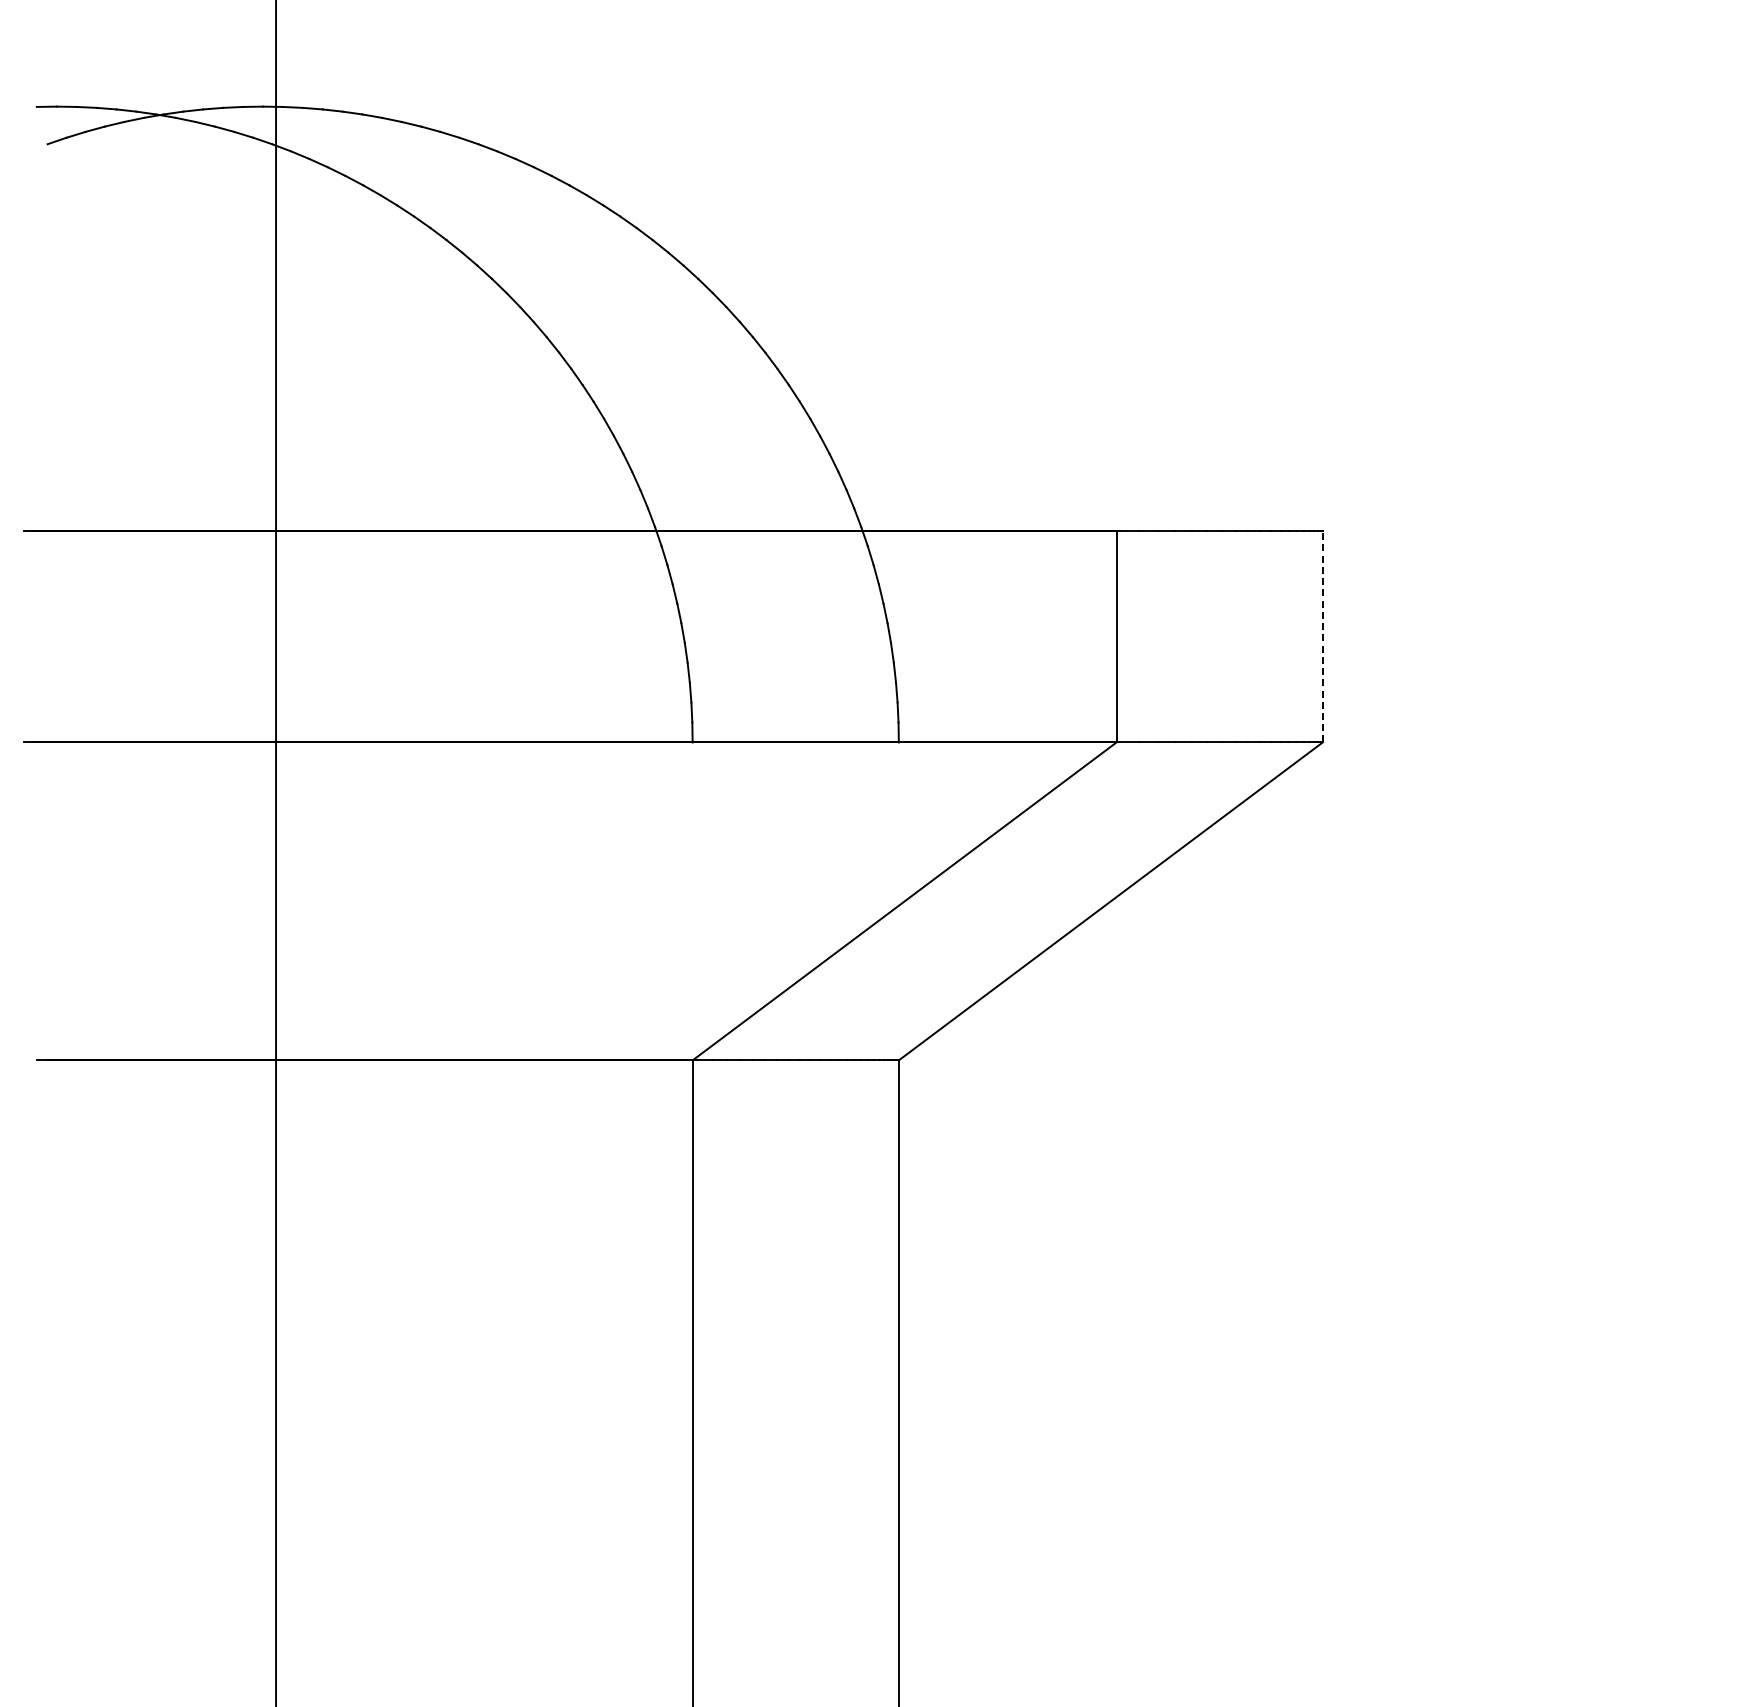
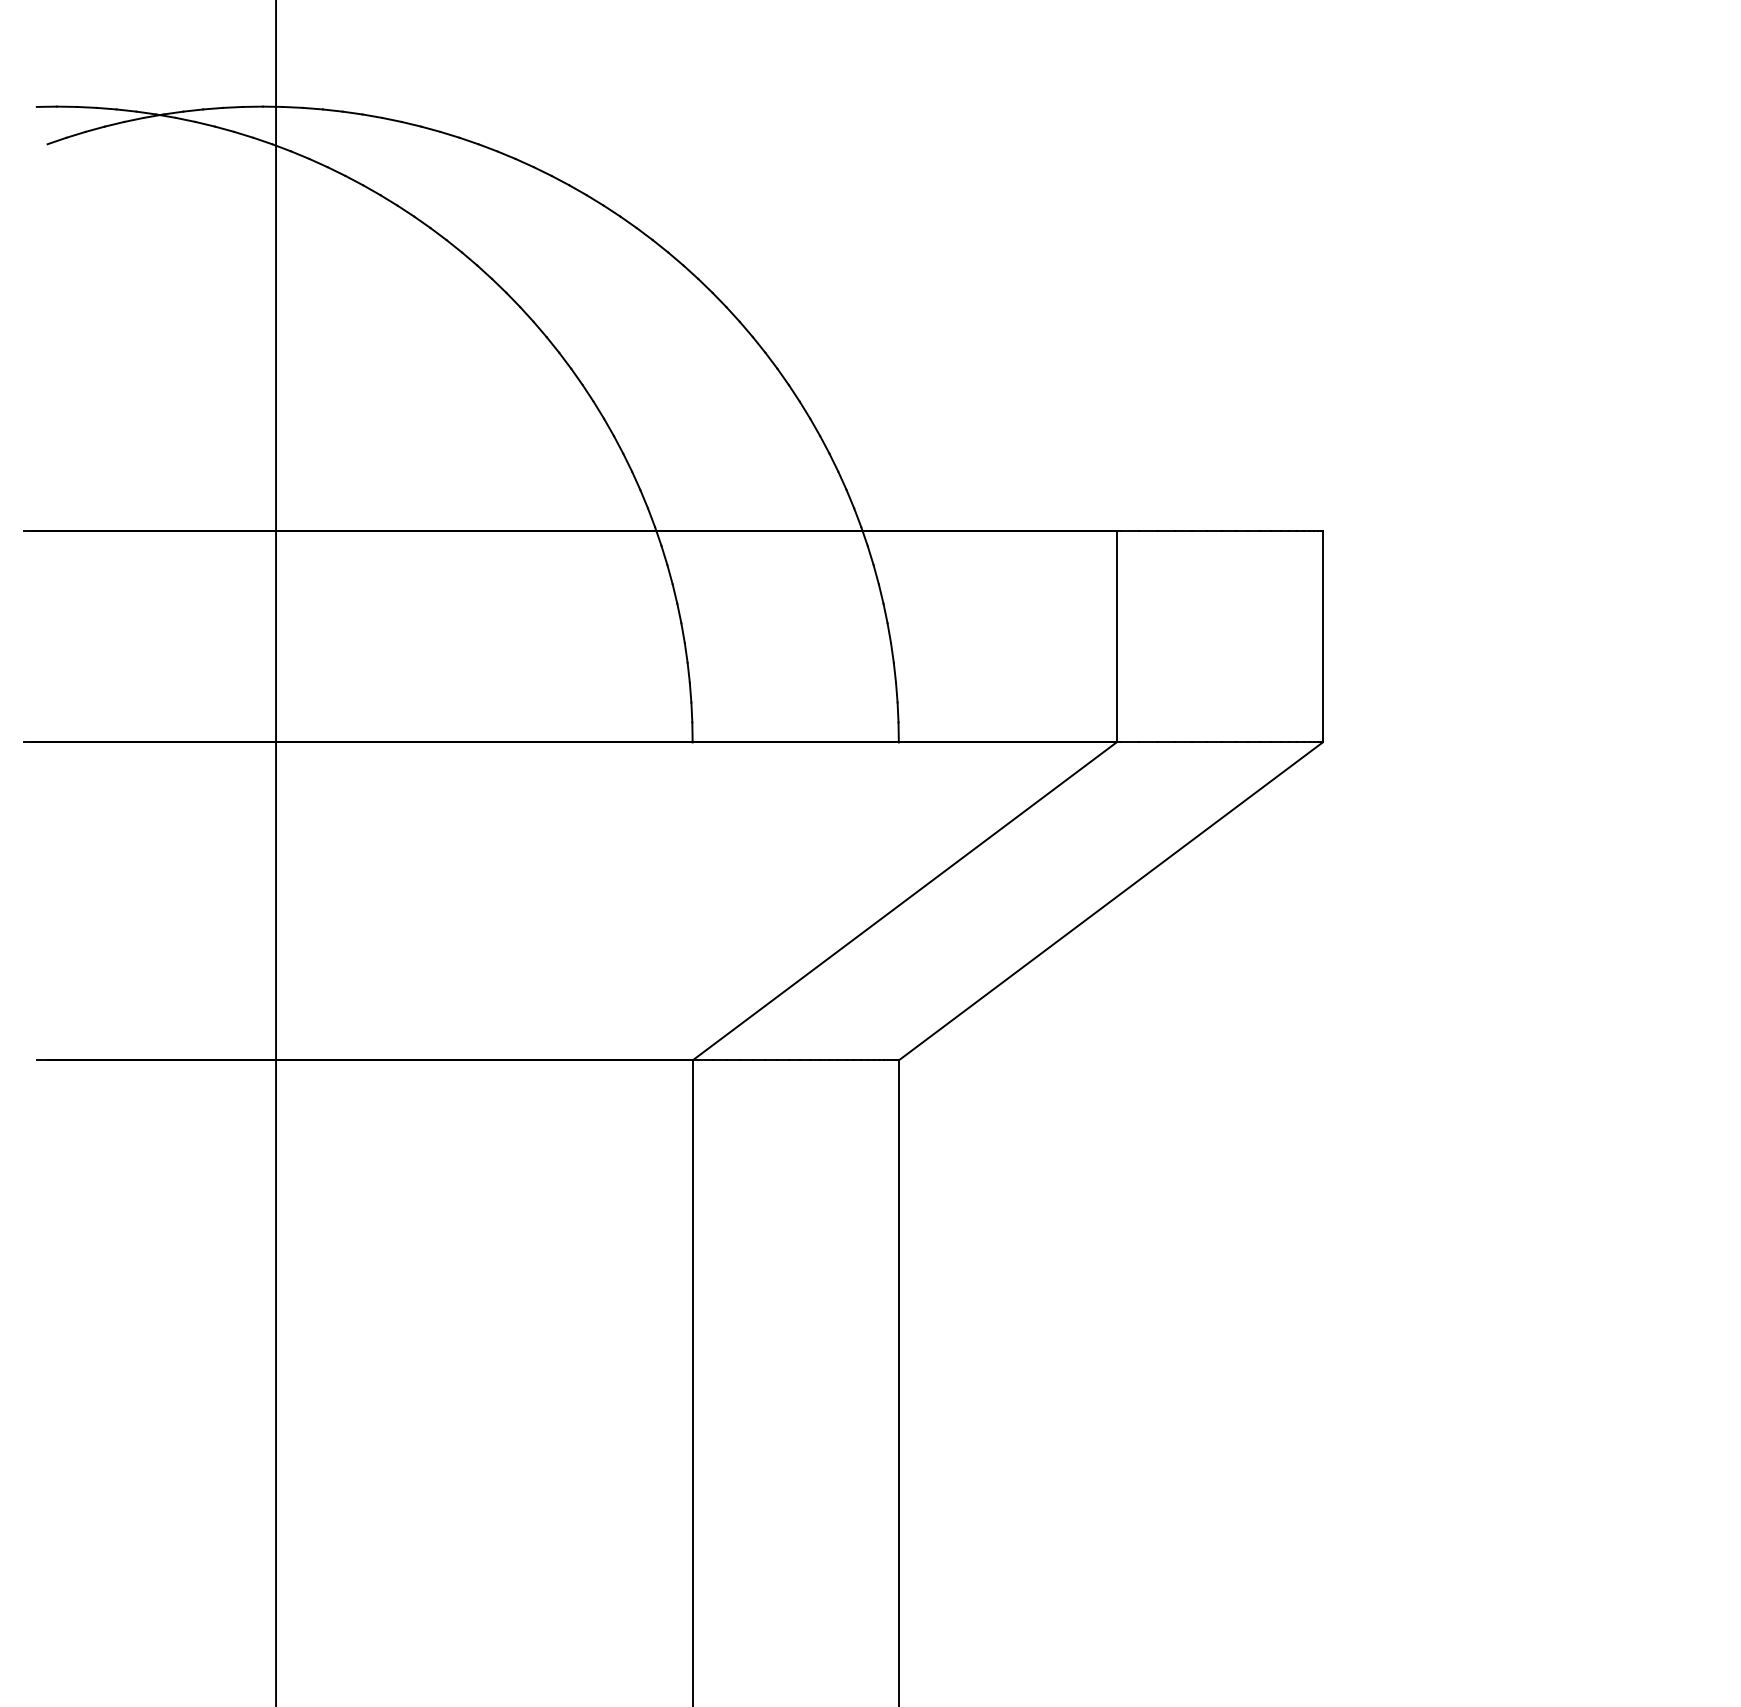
line: dashed -> solid (1322, 636)
